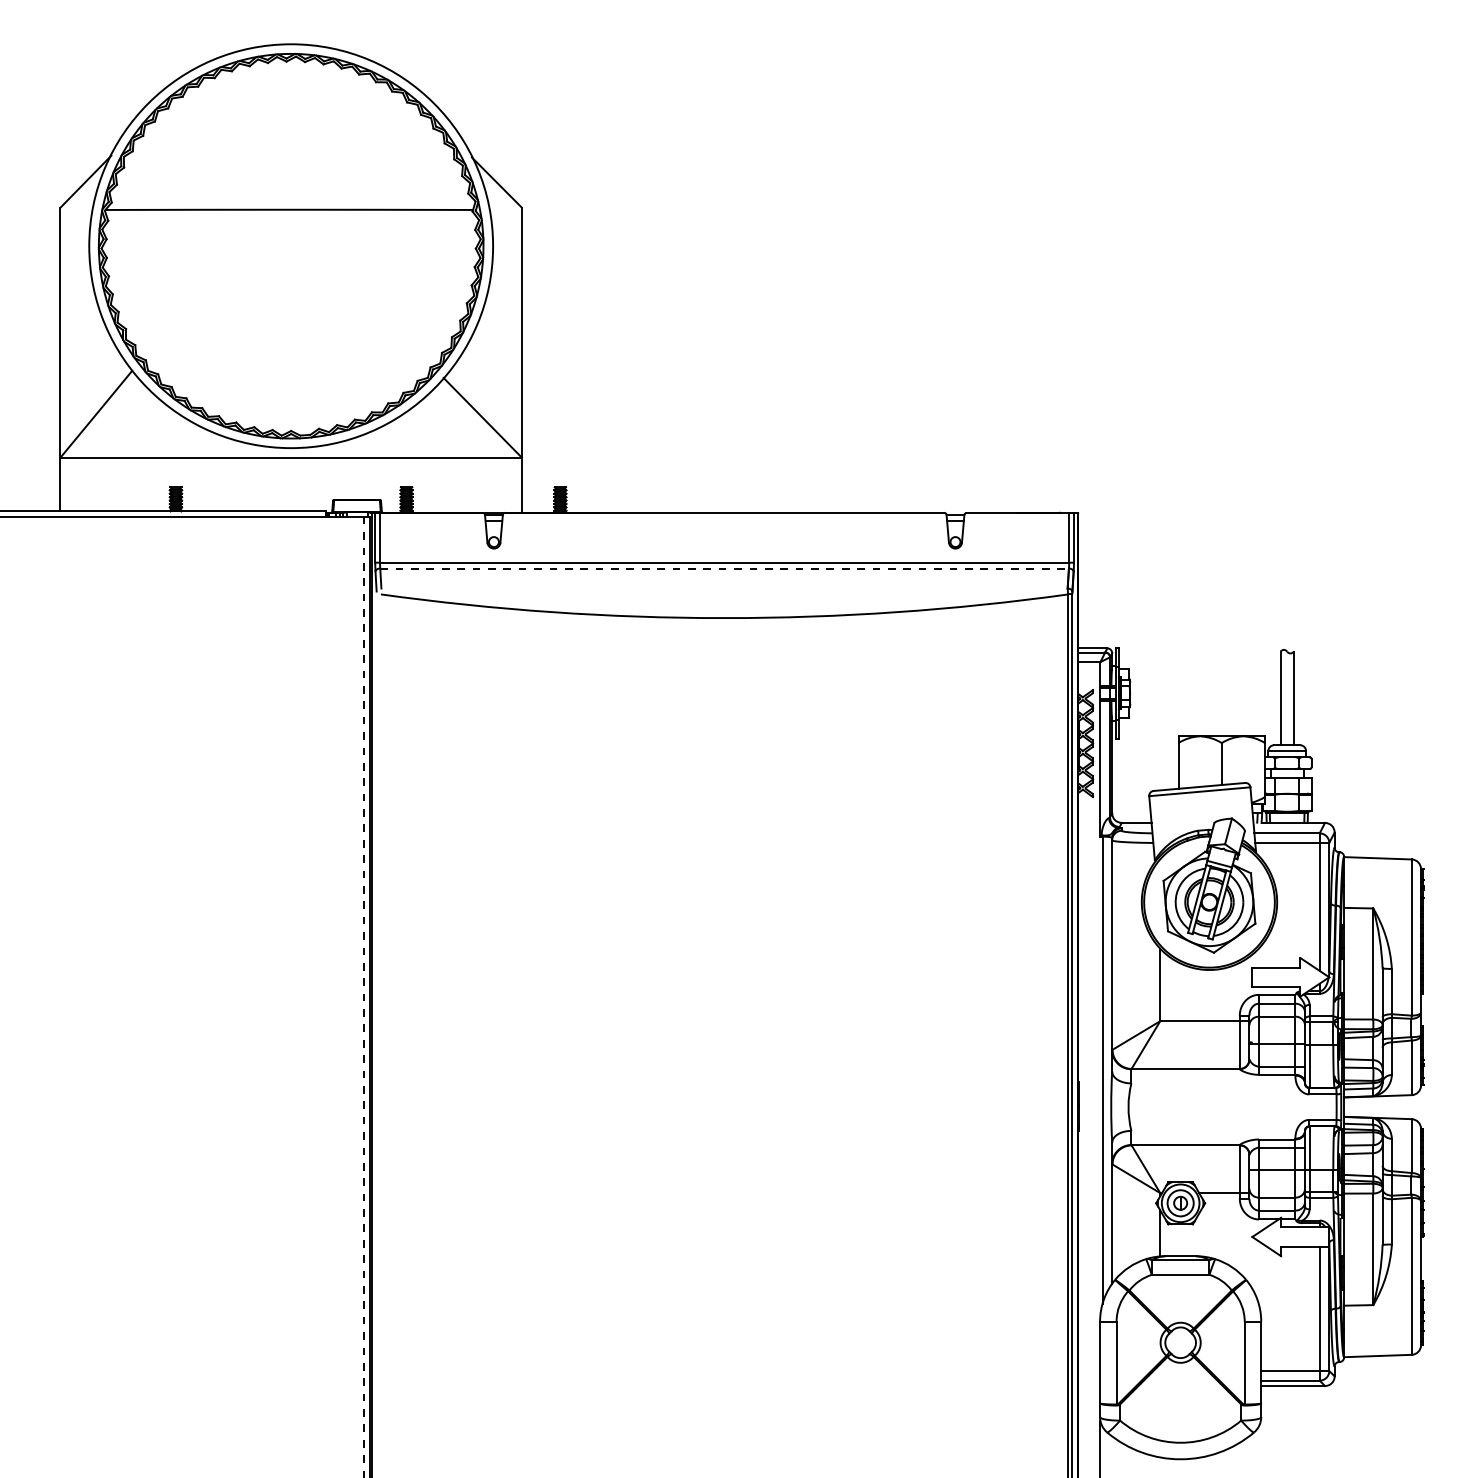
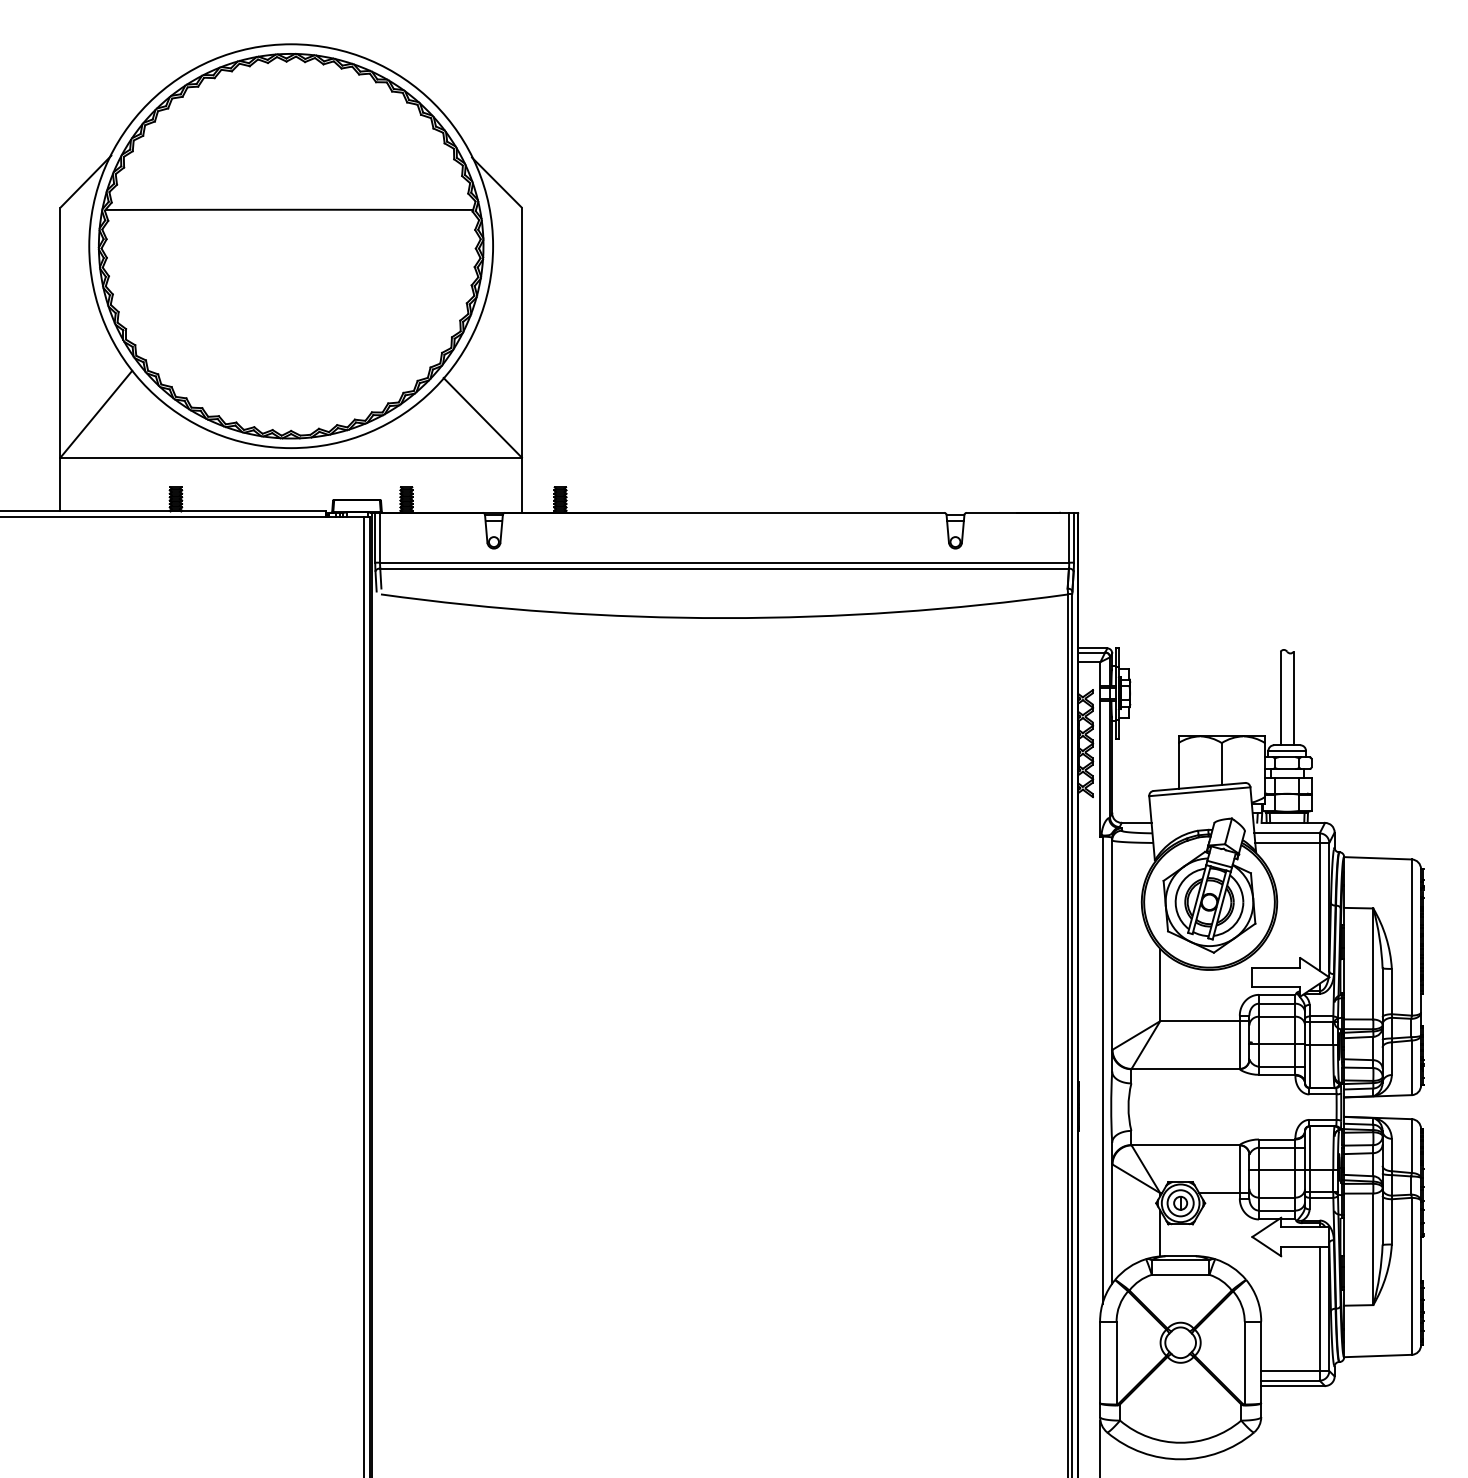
line: dashed -> solid (725, 568)
line: dashed -> solid (364, 996)
